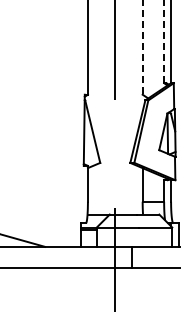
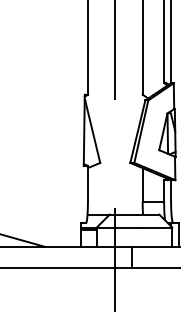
line: dashed -> solid (164, 41)
line: dashed -> solid (142, 47)
